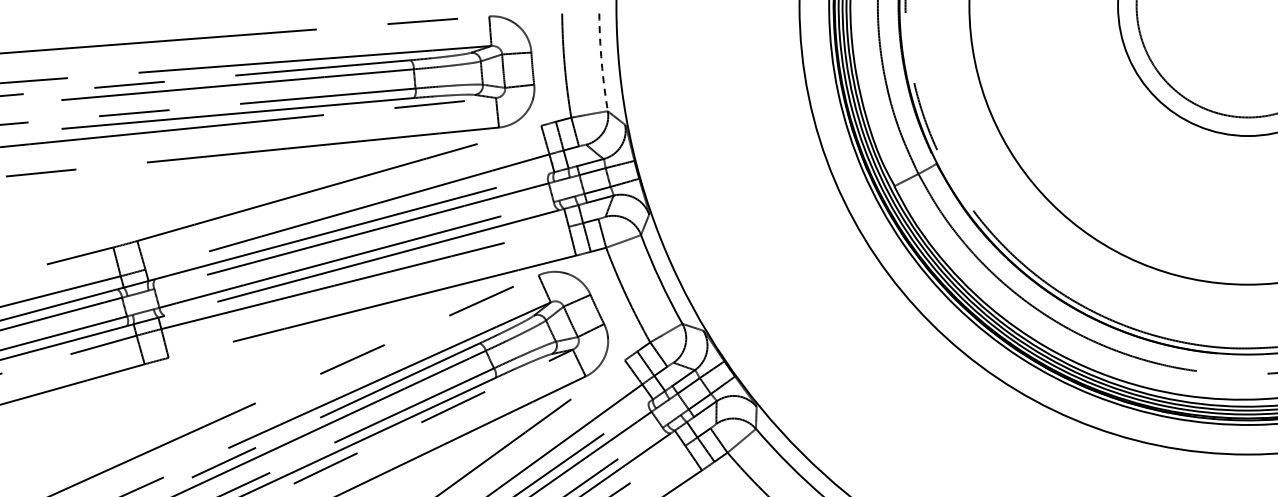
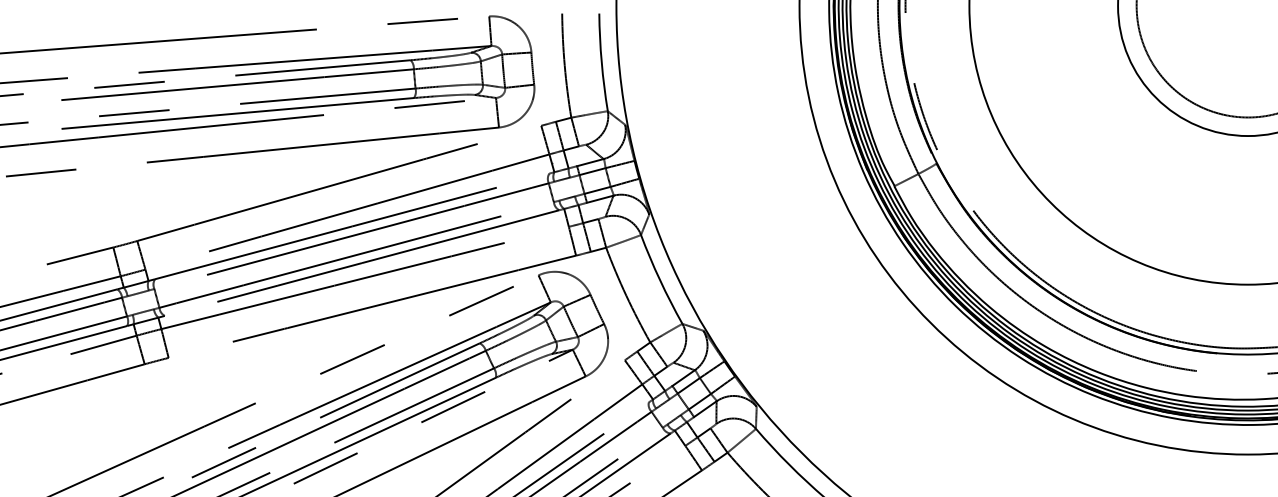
arc: dashed -> solid (601, 62)
